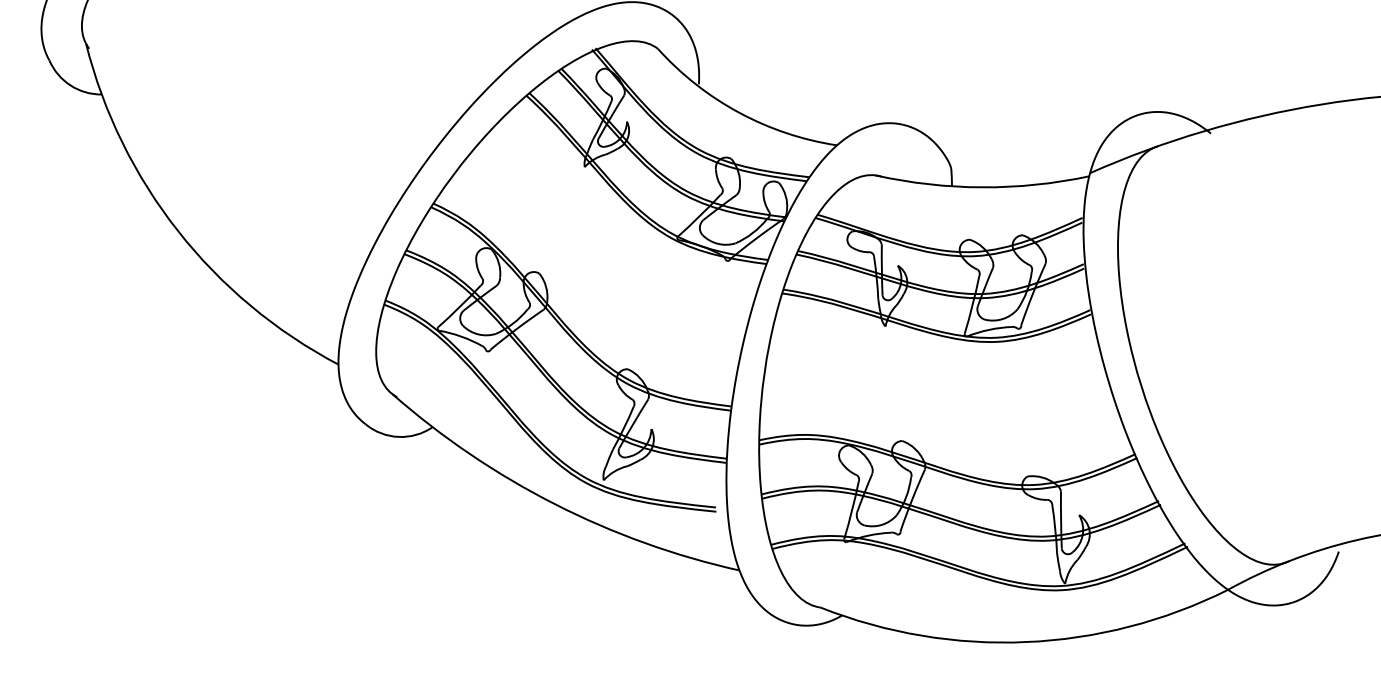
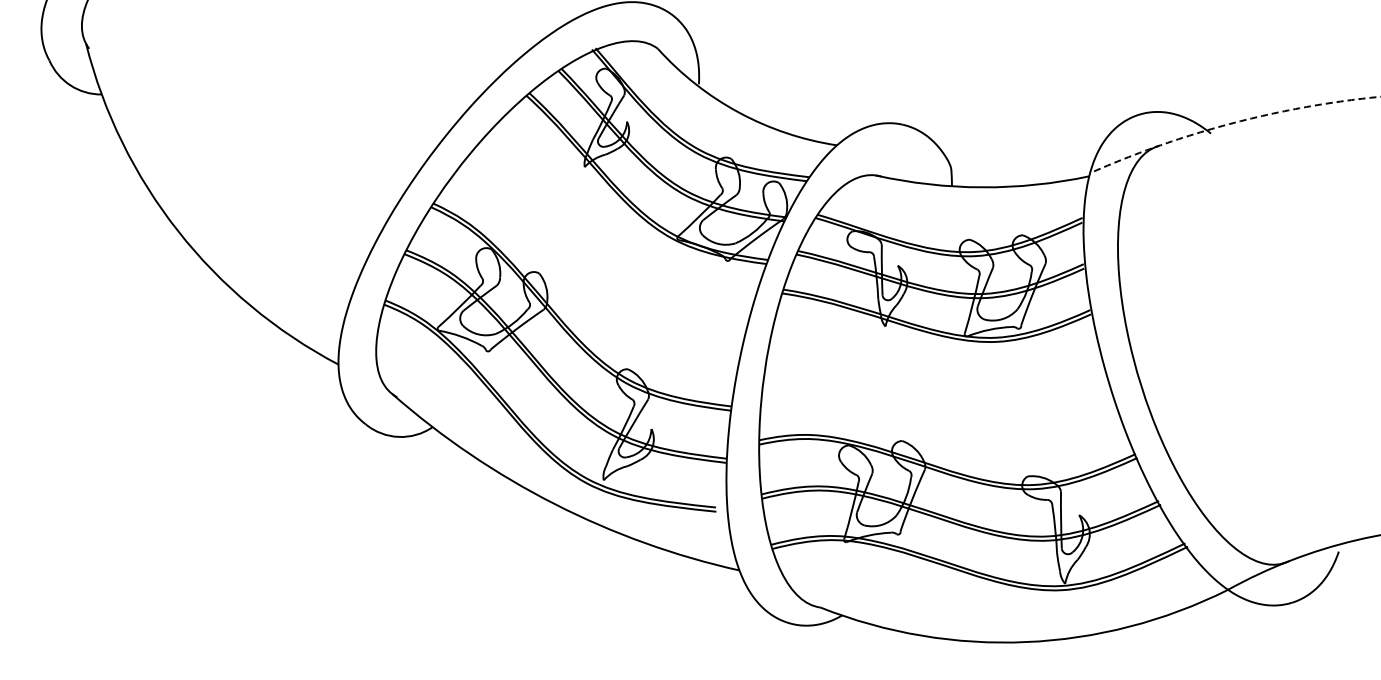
arc: solid -> dashed (1233, 123)
